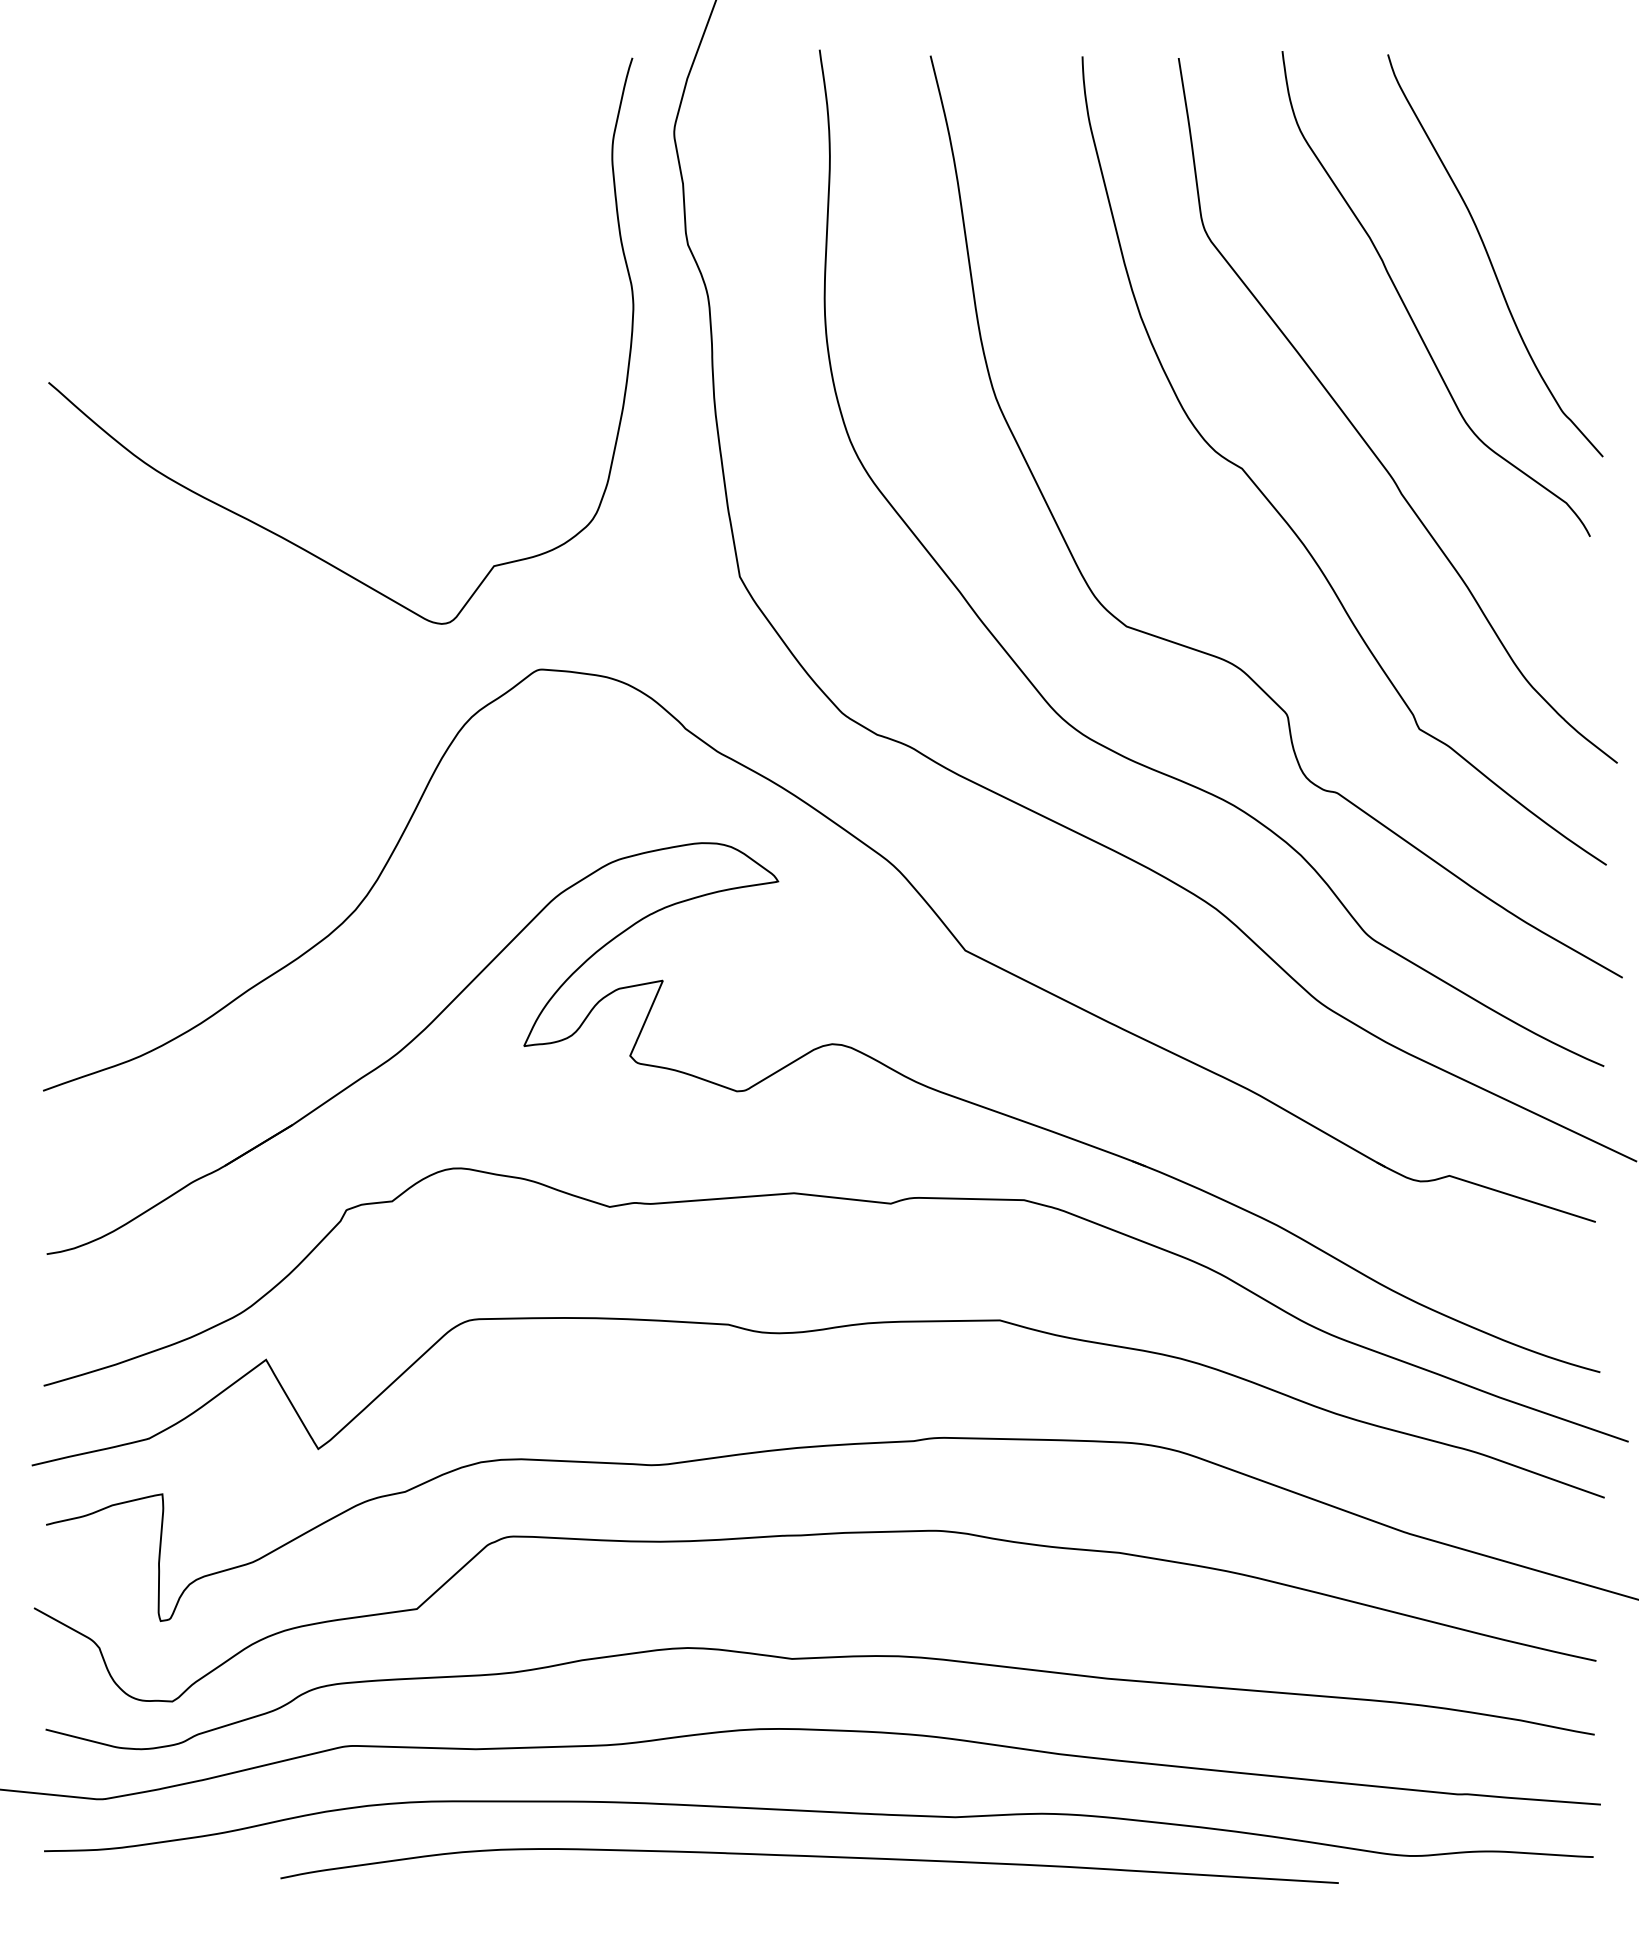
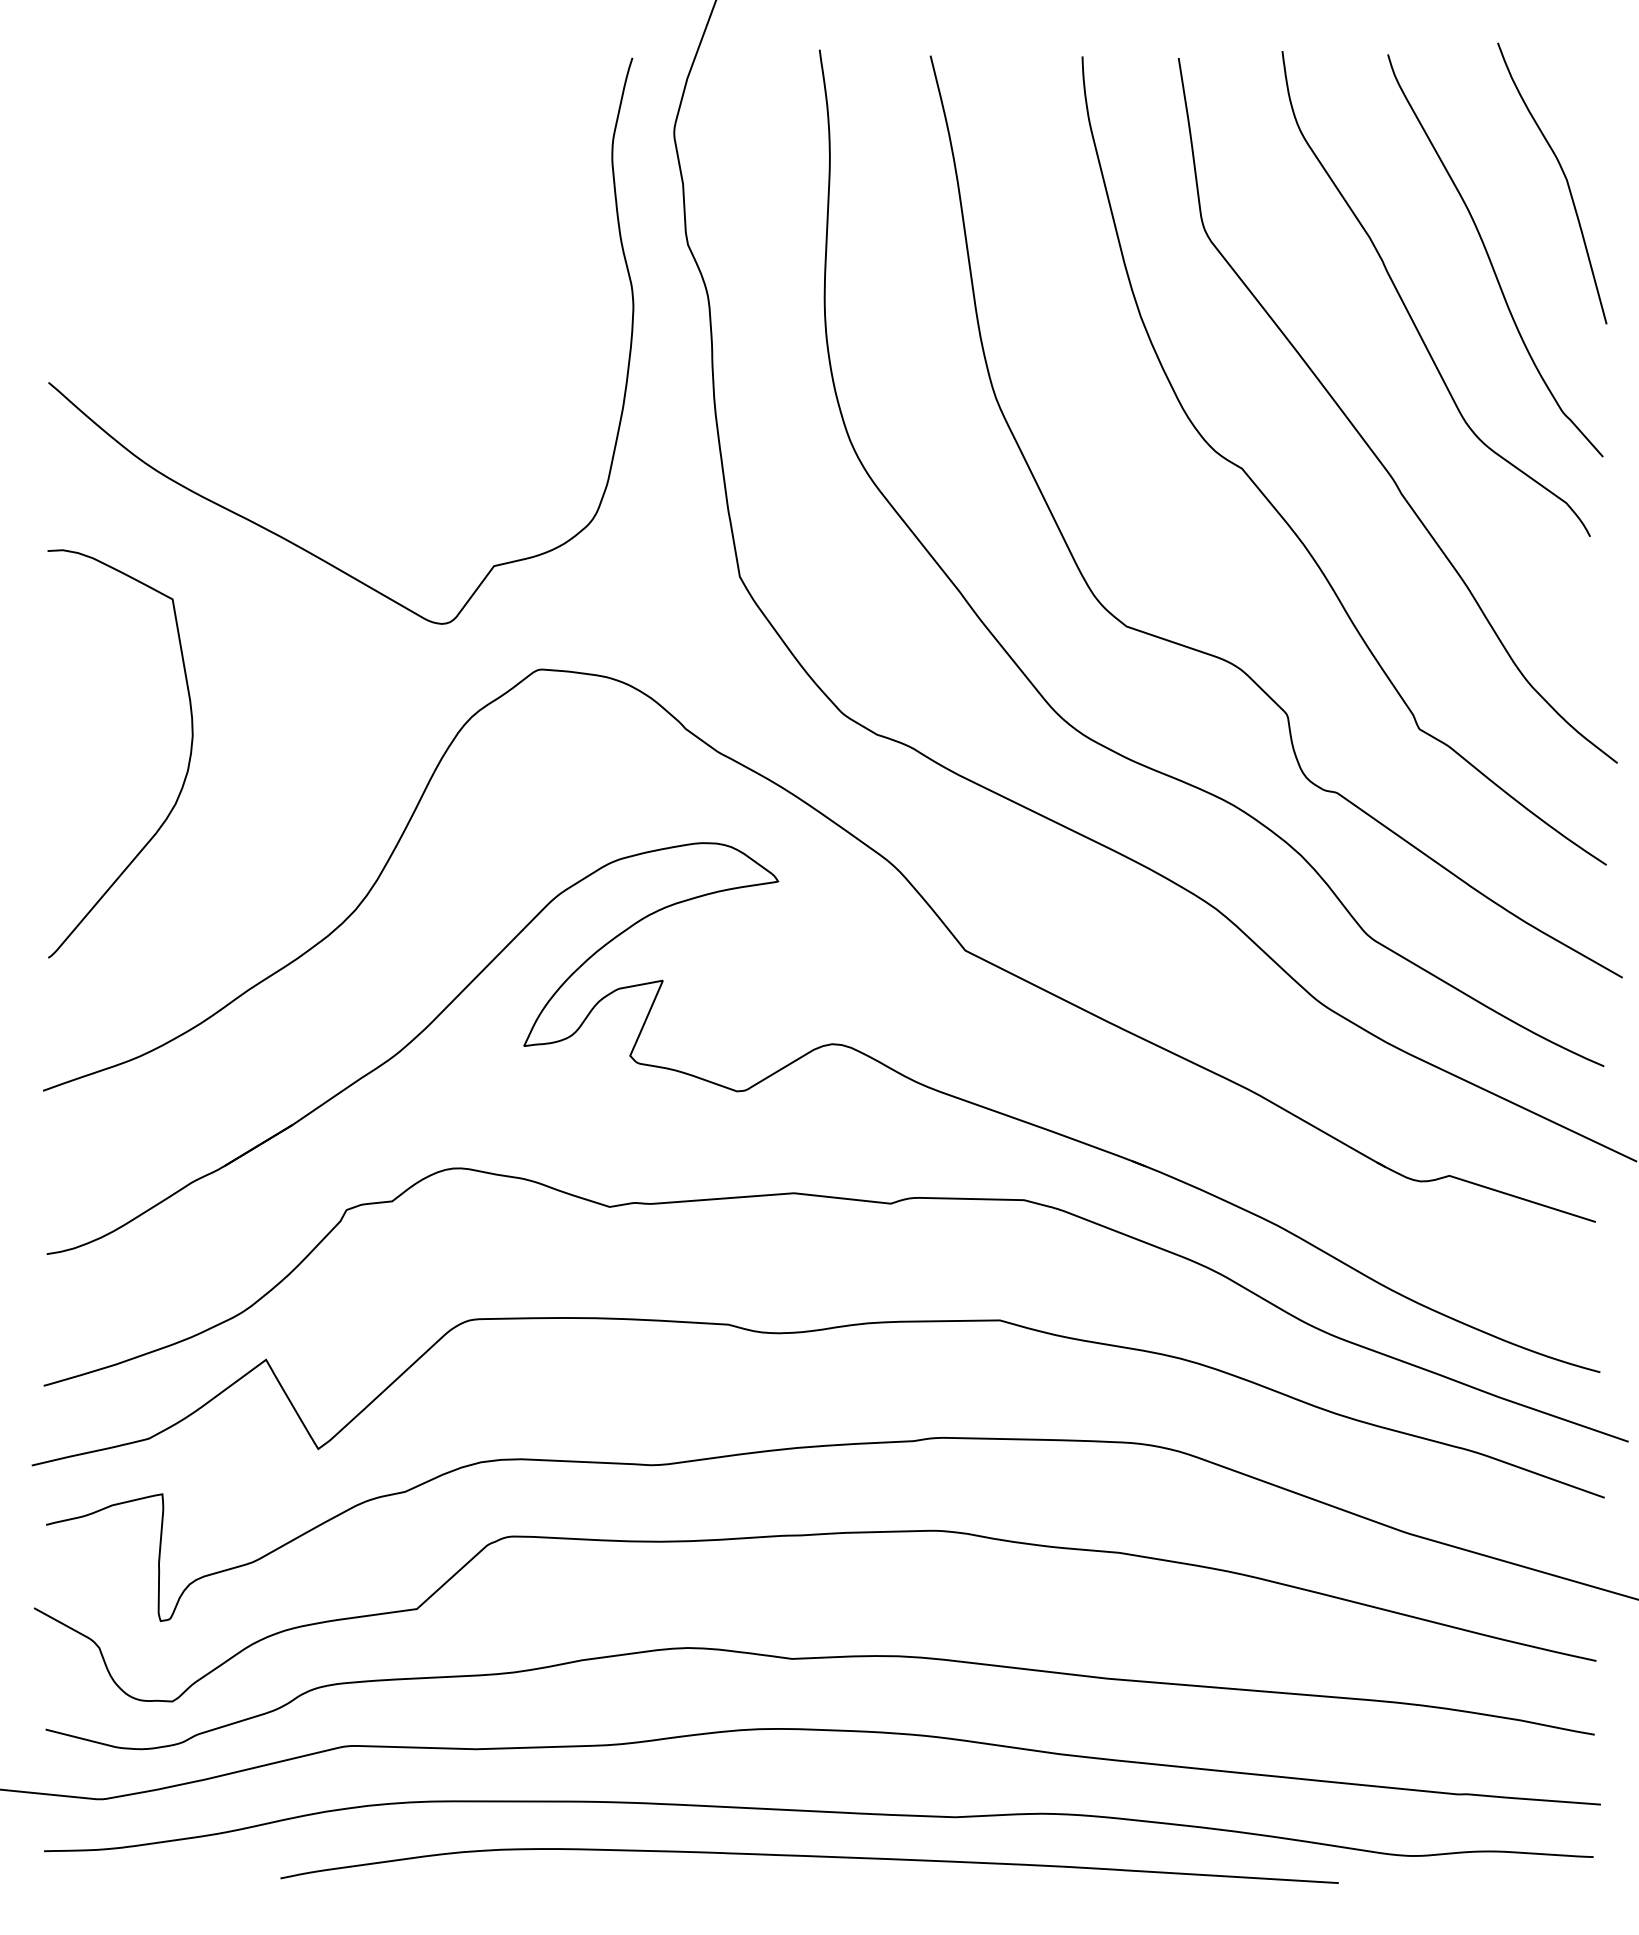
curve: none -> present (1564, 177)
curve: none -> present (187, 766)
